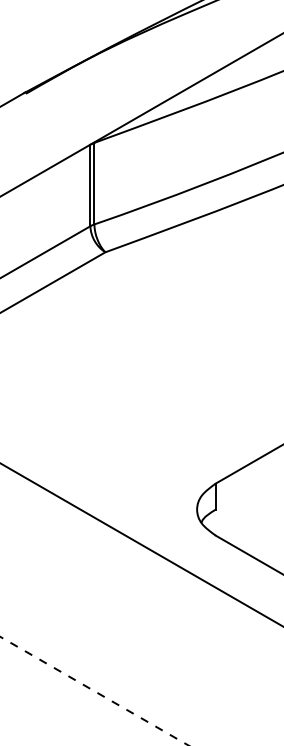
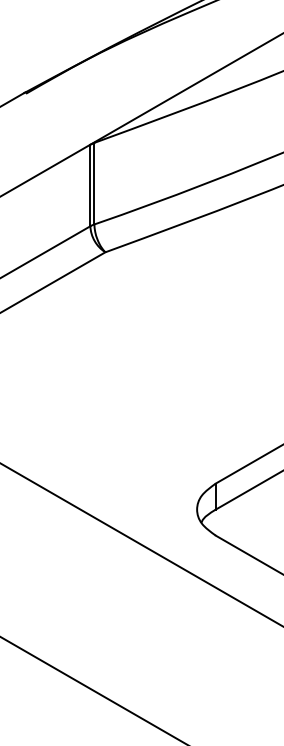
line: none -> present (247, 490)
line: dashed -> solid (94, 691)
